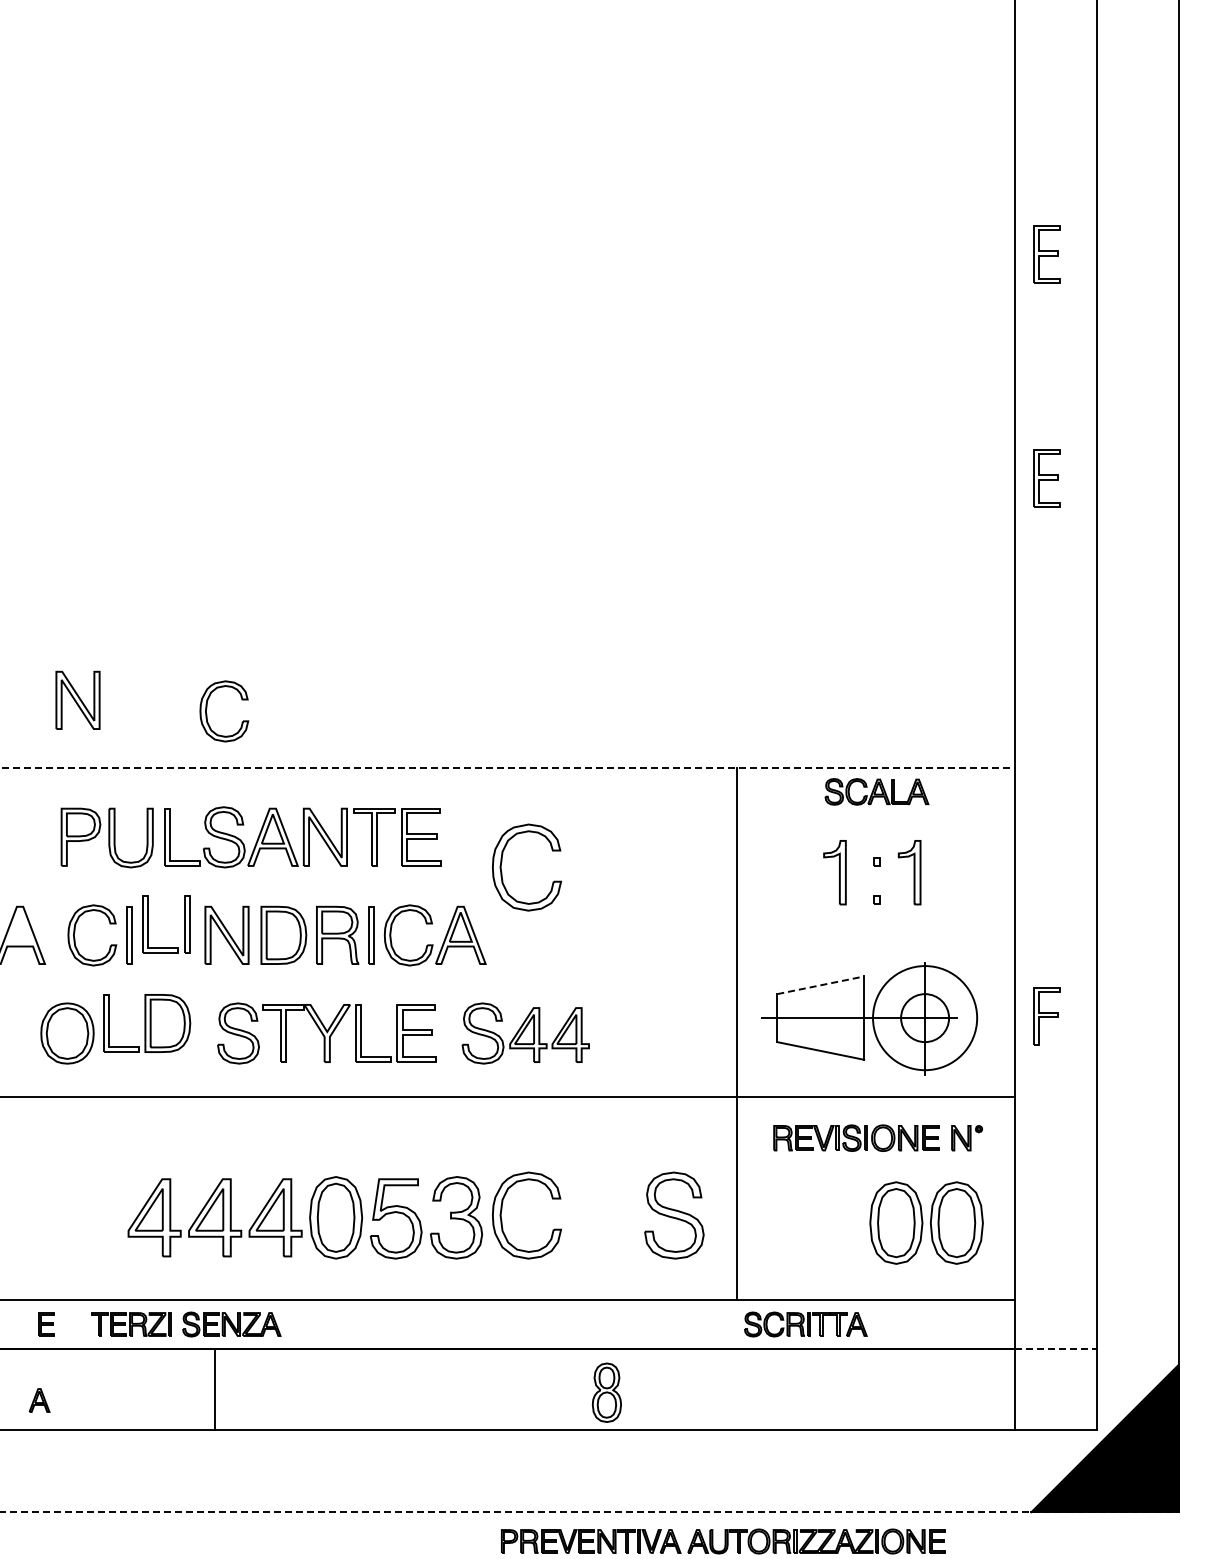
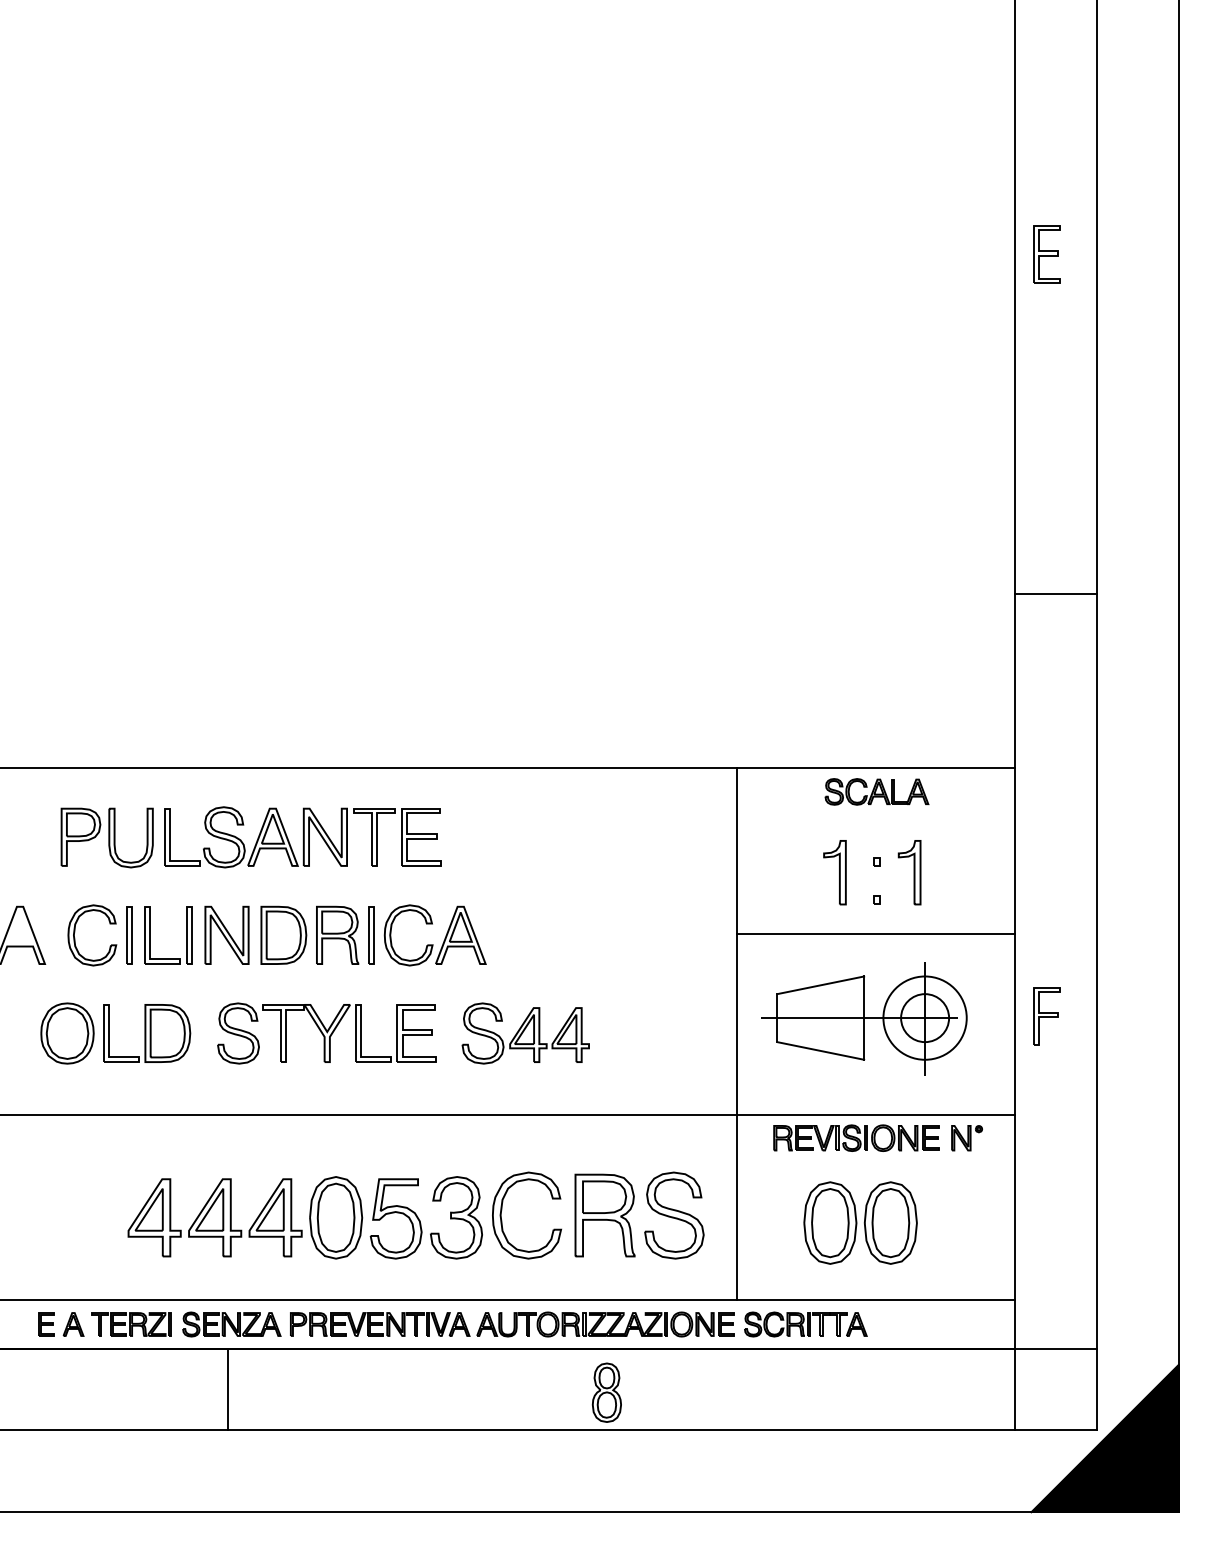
part: present -> none (1046, 478)
line: none -> present (1055, 593)
part: present -> none (77, 699)
part: present -> none (207, 708)
line: dashed -> solid (508, 768)
part: present -> none (502, 862)
part position: (148, 924) -> (150, 935) (150, 935)
line: none -> present (876, 933)
line: dashed -> solid (821, 985)
circle diameter: 104 px -> 83 px (924, 1017)
part position: (147, 1023) -> (147, 1033) (147, 1033)
line position: (508, 1096) -> (508, 1114) (508, 1114)
part: none -> present (604, 1215)
part position: (926, 1222) -> (860, 1222) (860, 1222)
line: dashed -> solid (1055, 1348)
line position: (215, 1389) -> (228, 1389) (228, 1389)
part position: (39, 1400) -> (73, 1324) (73, 1324)
line: dashed -> solid (590, 1512)
part position: (723, 1541) -> (512, 1324) (512, 1324)
